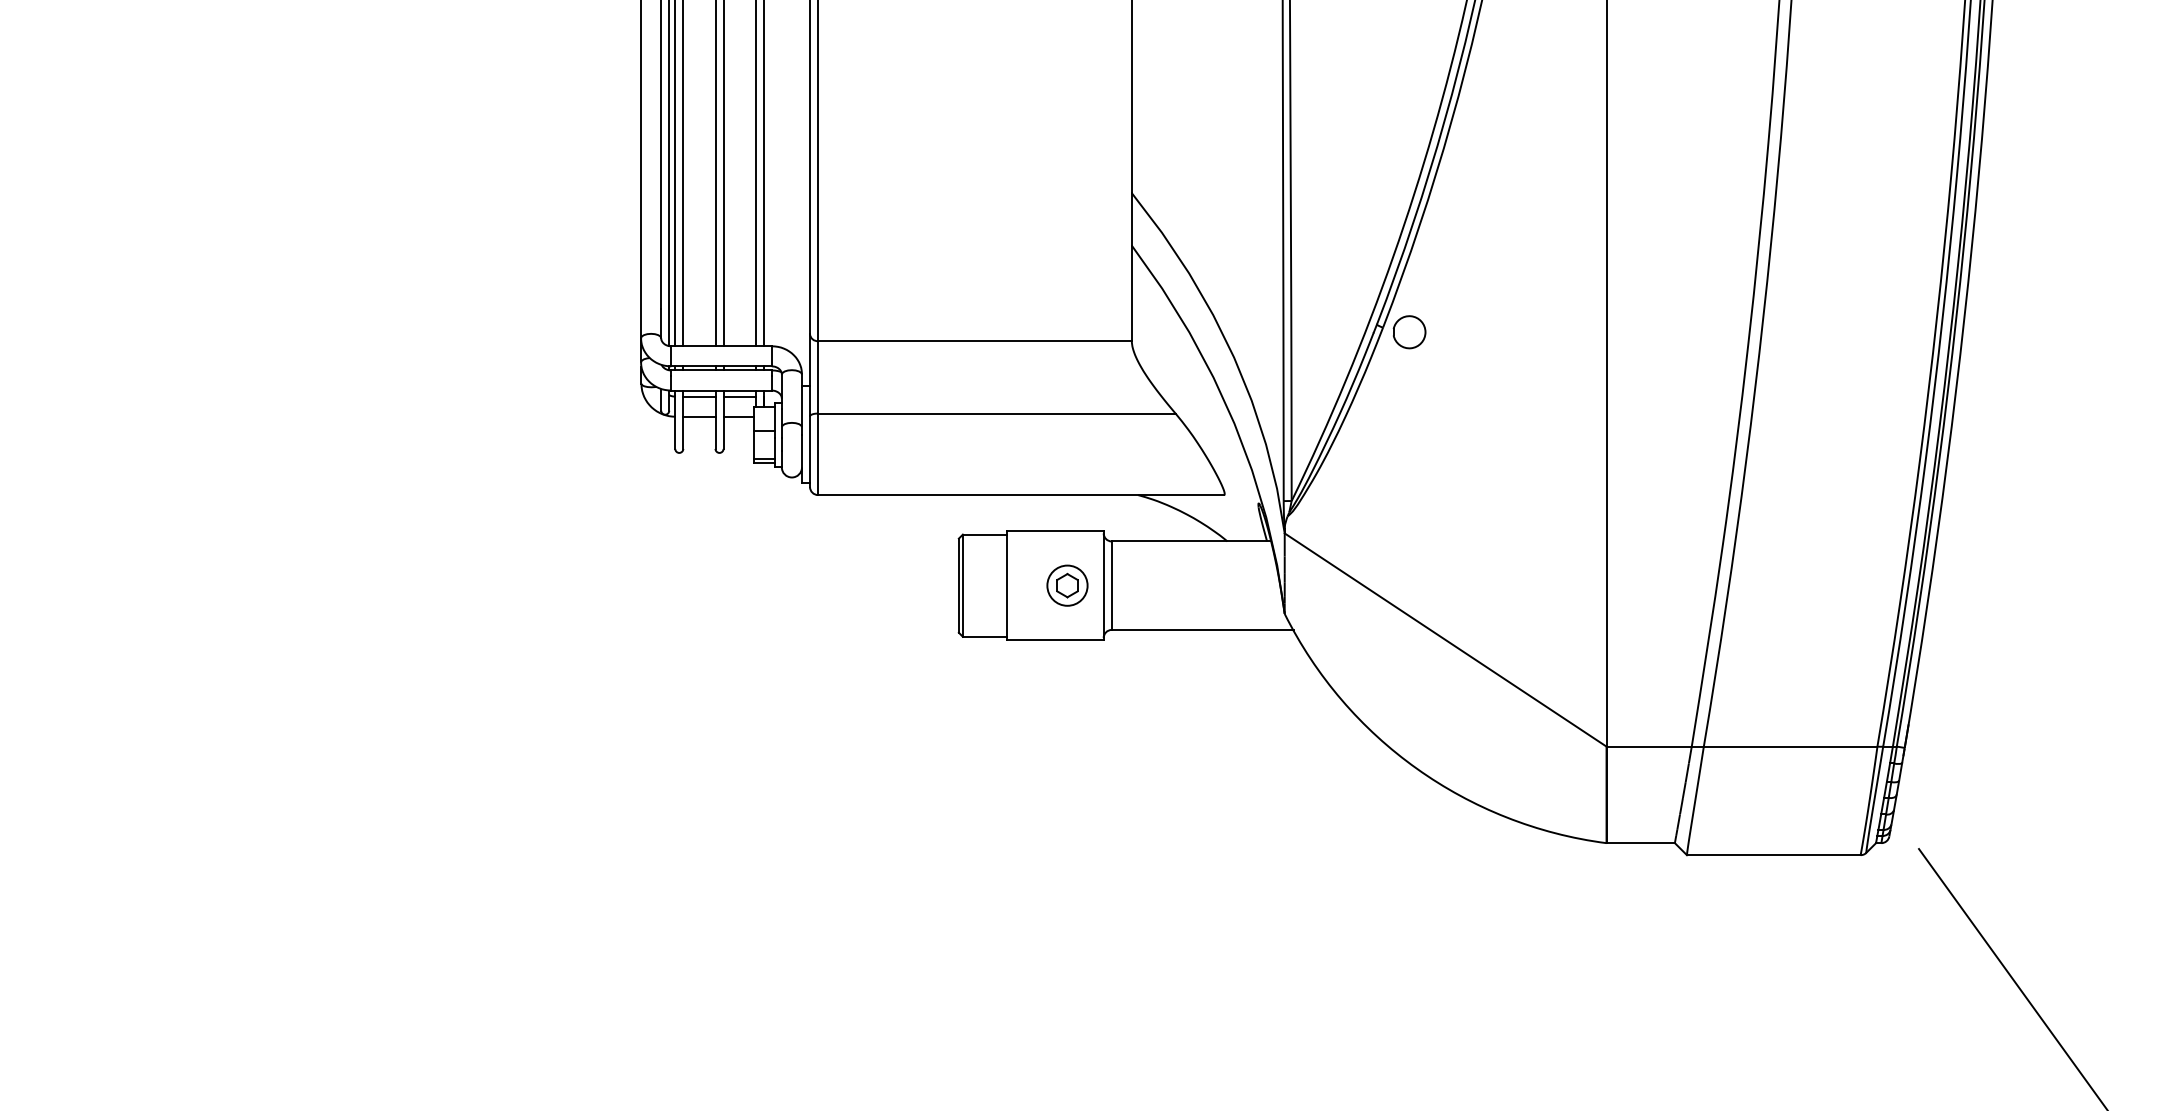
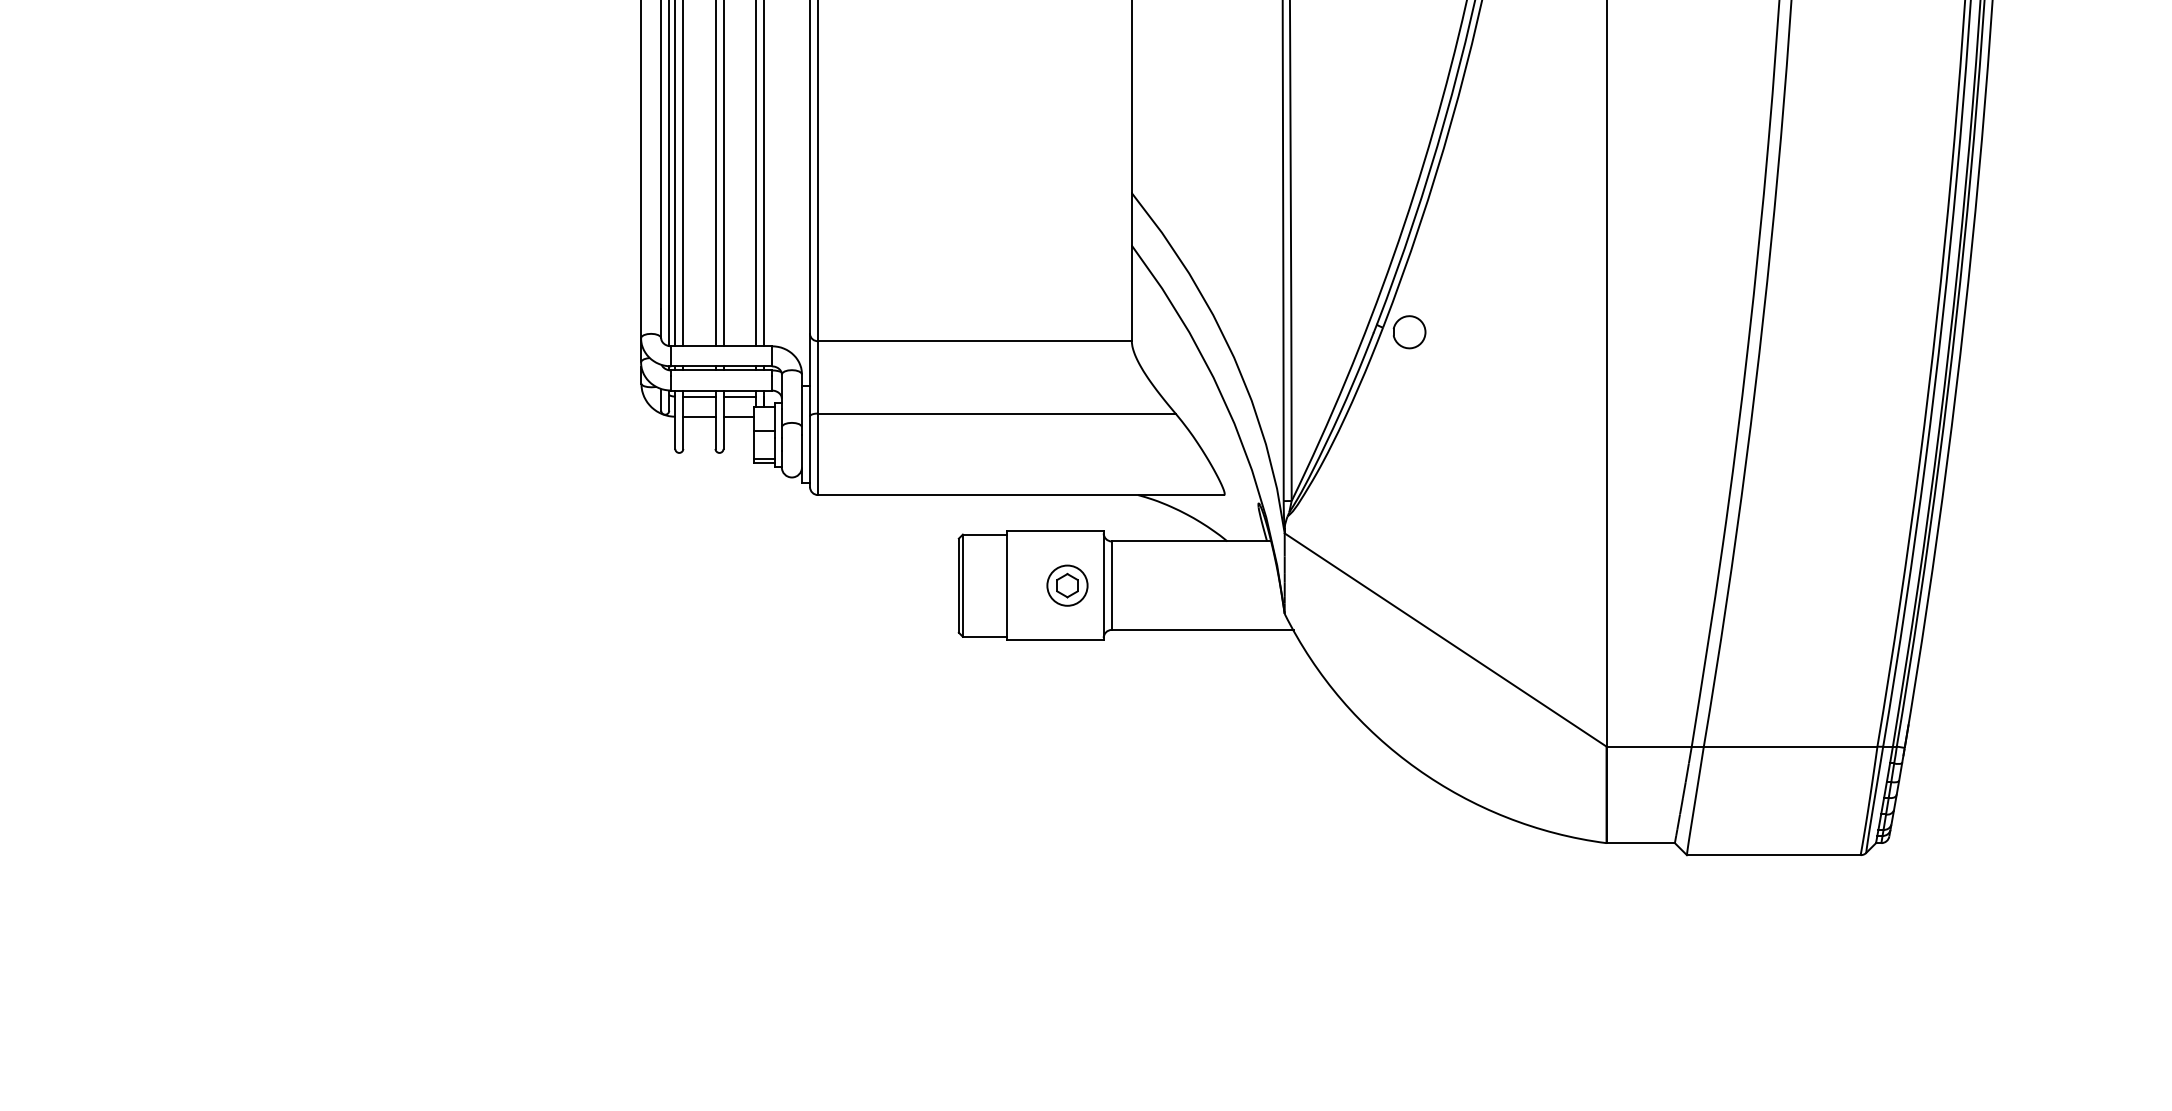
line: present -> none (2011, 978)
